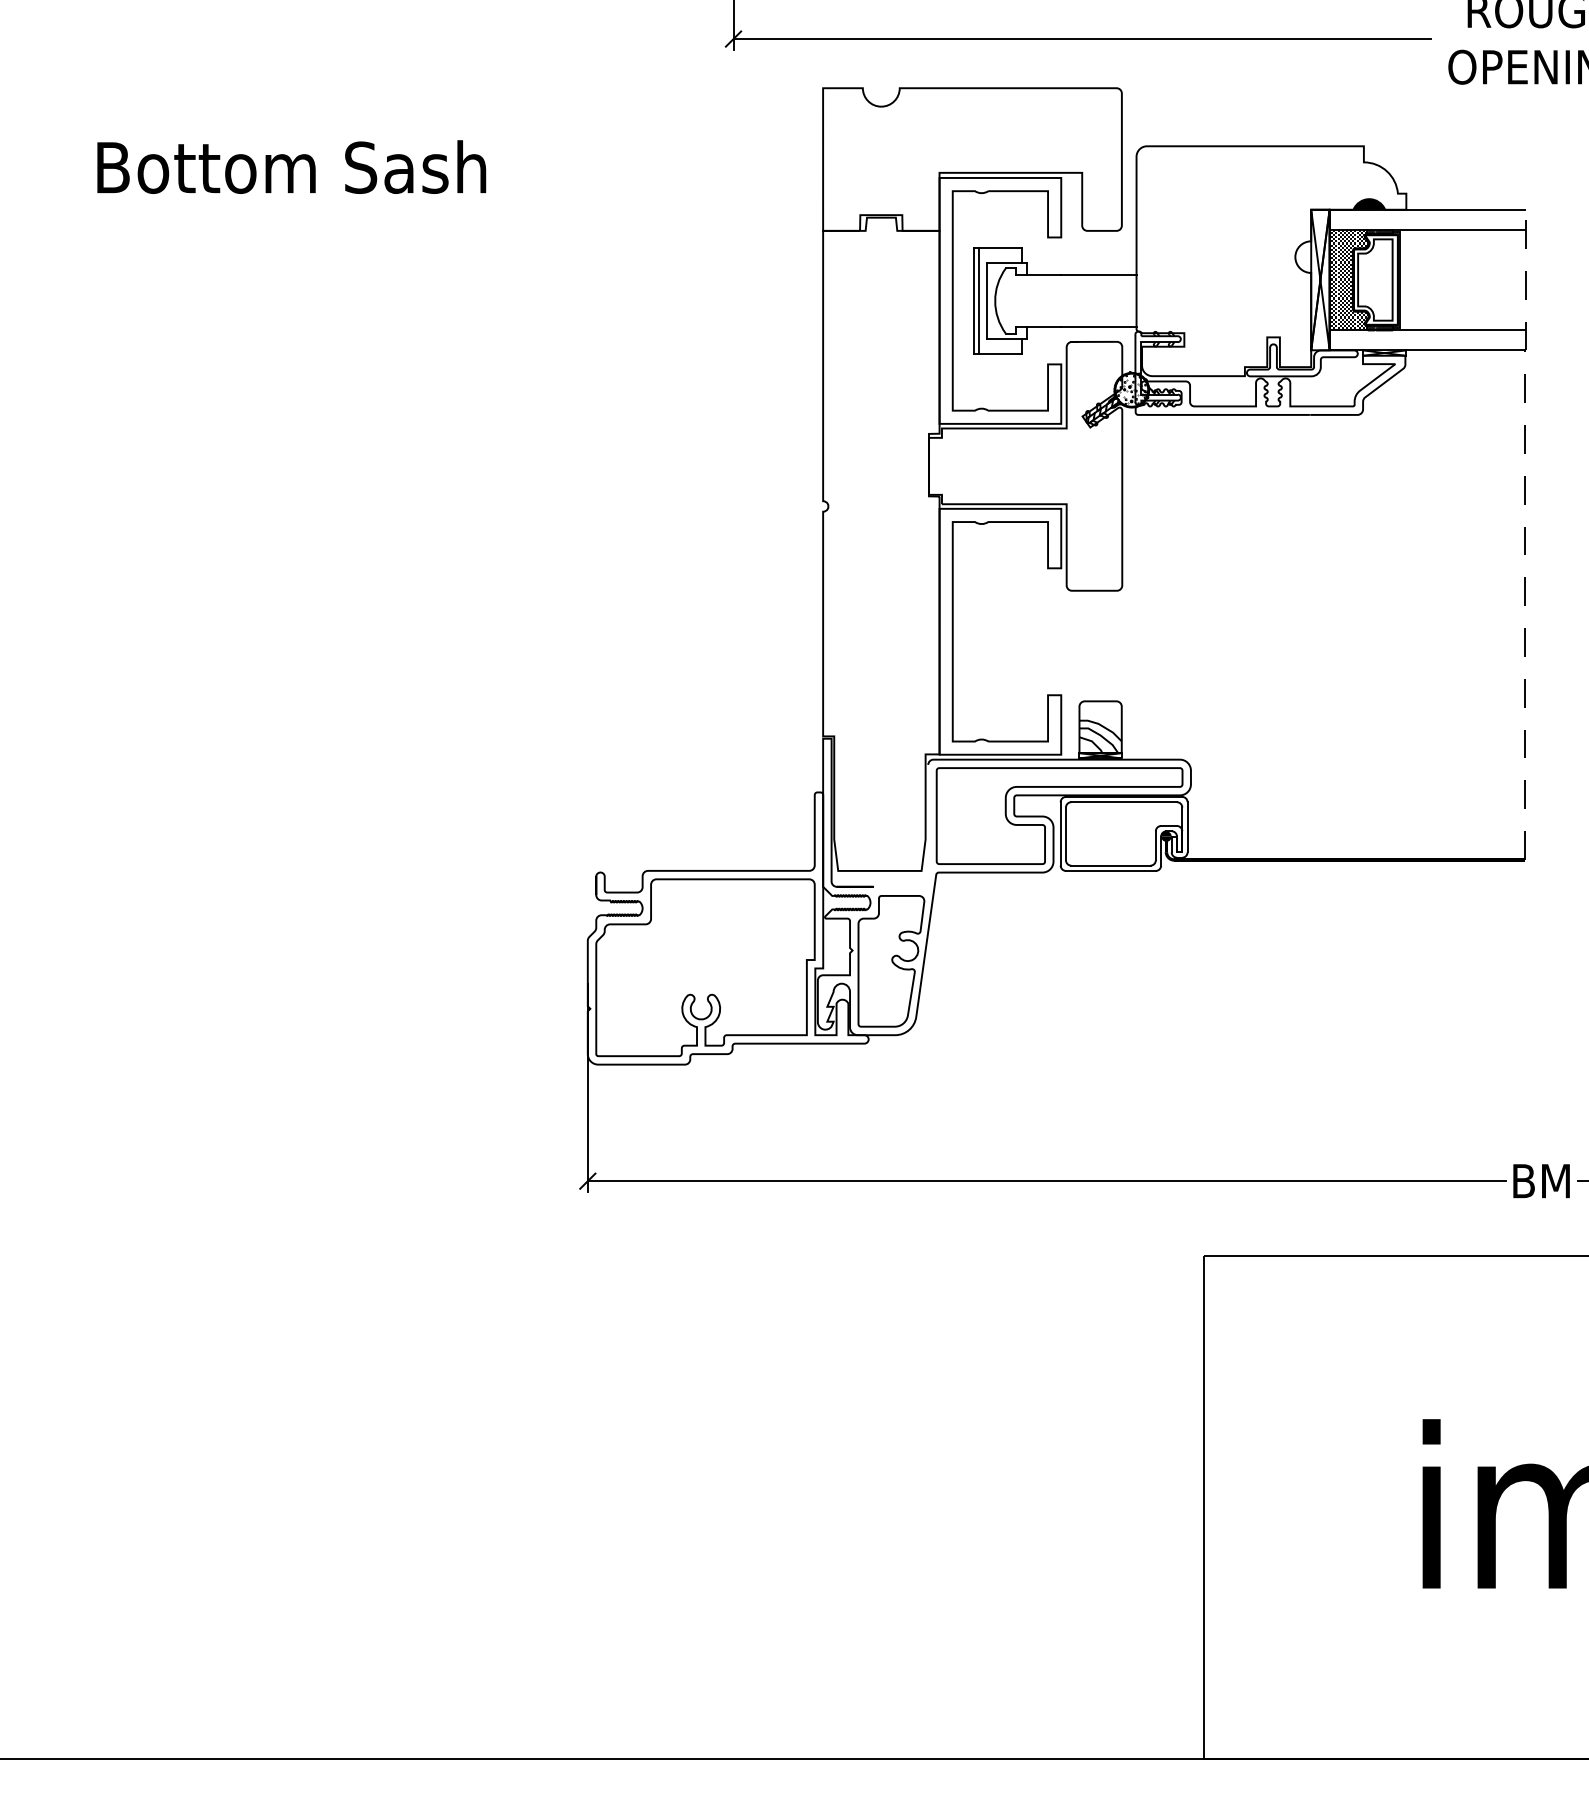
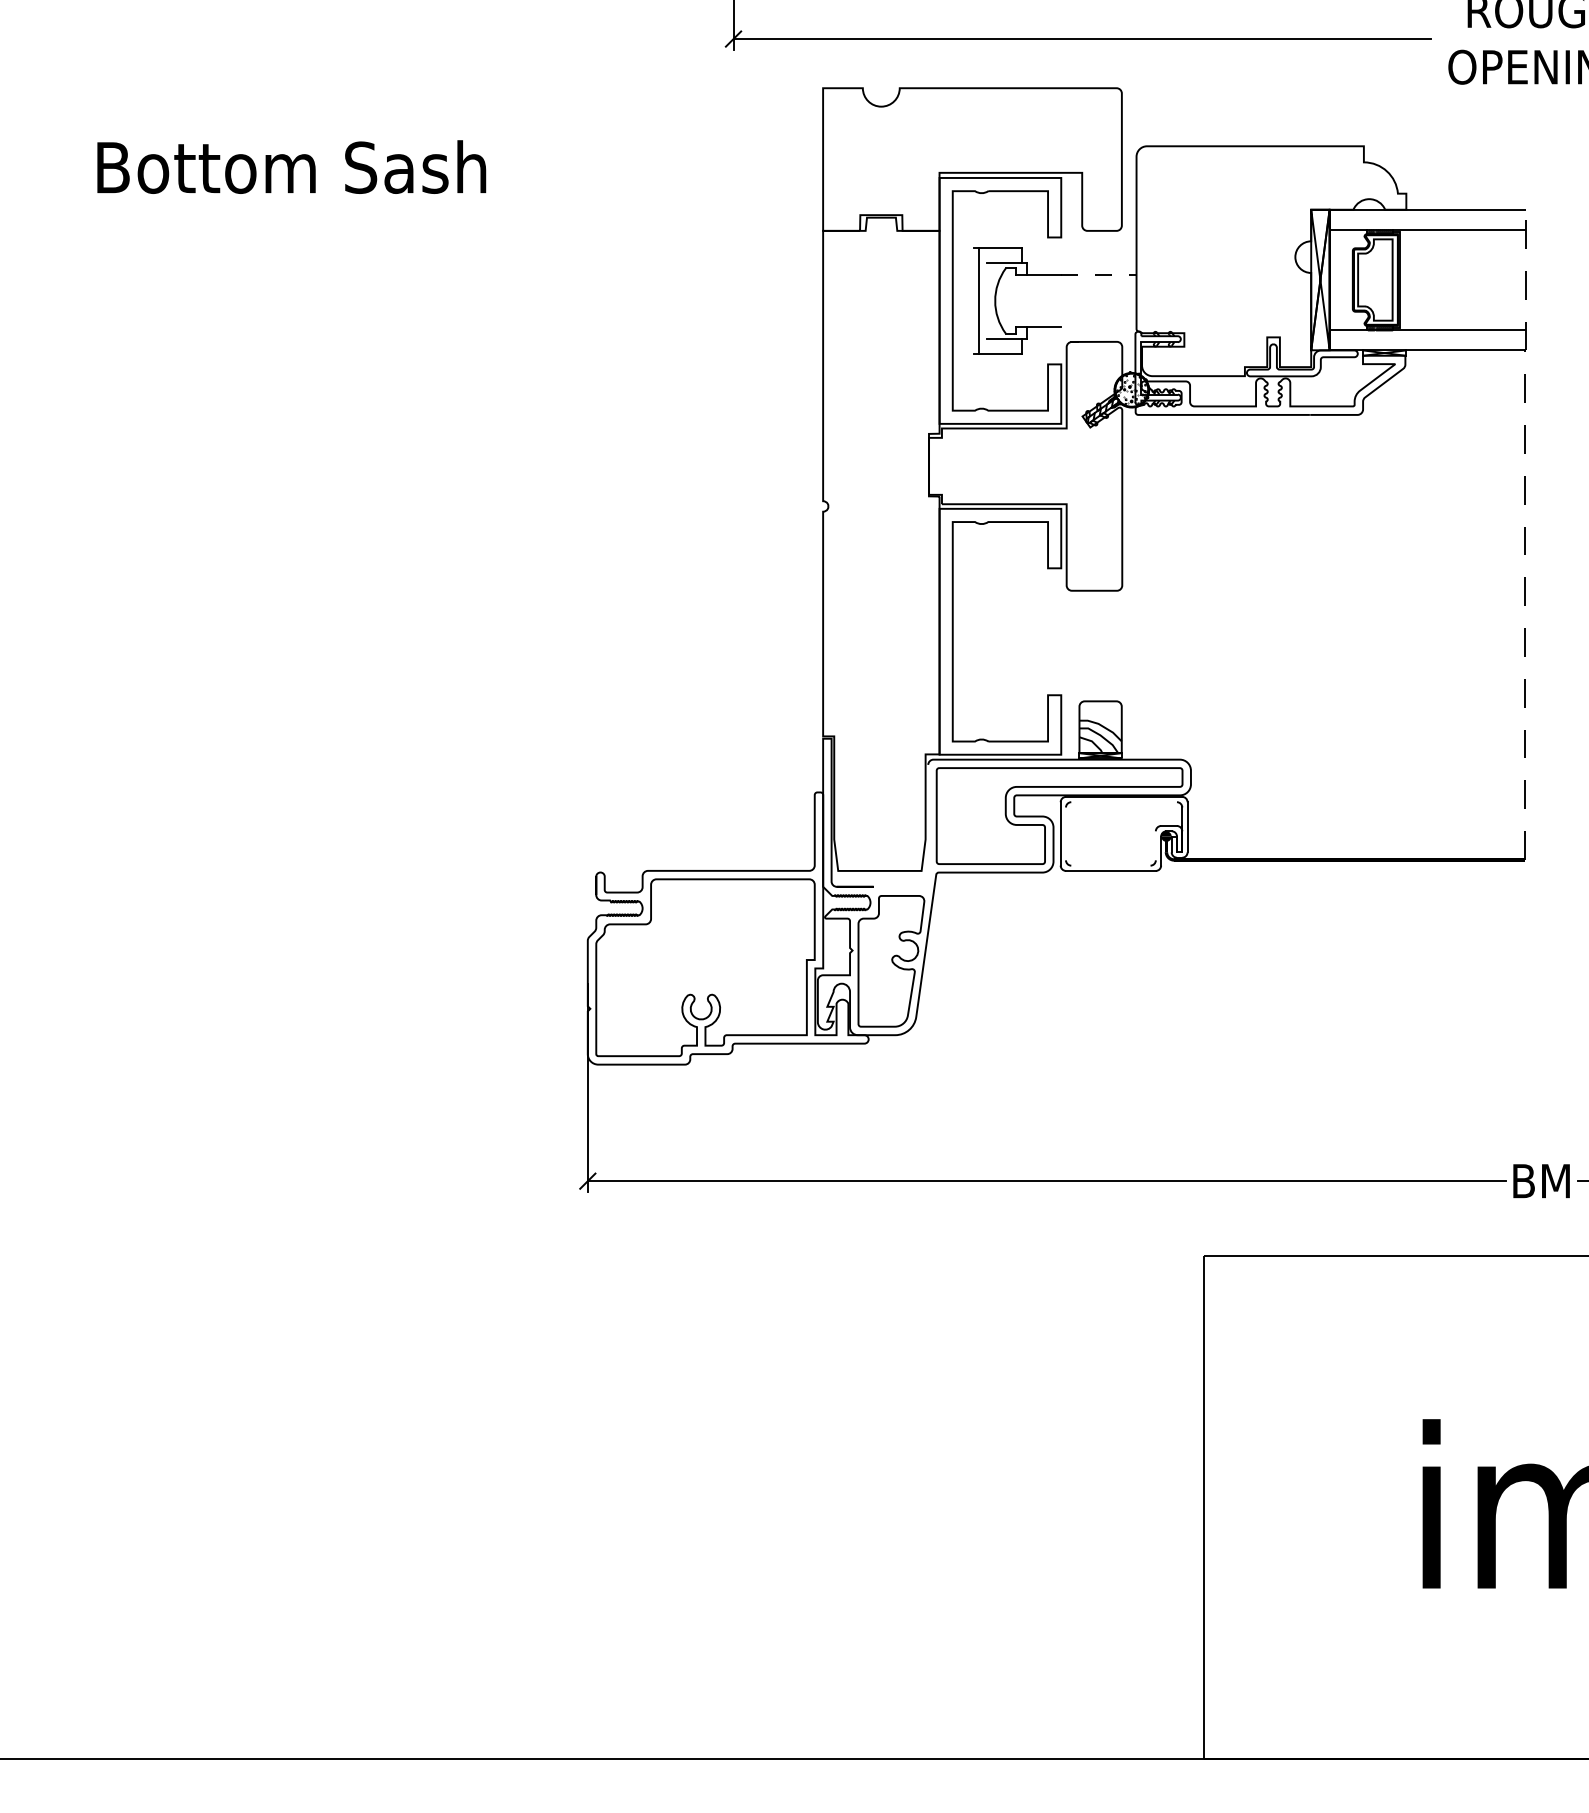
fill: present -> none (1369, 204)
line: solid -> dashed (1098, 274)
hatch: present -> none (1349, 279)
line: present -> none (973, 300)
line: present -> none (987, 300)
line: present -> none (1098, 327)
line: present -> none (1123, 802)
line: present -> none (1065, 833)
line: present -> none (1155, 845)
line: present -> none (1110, 865)
